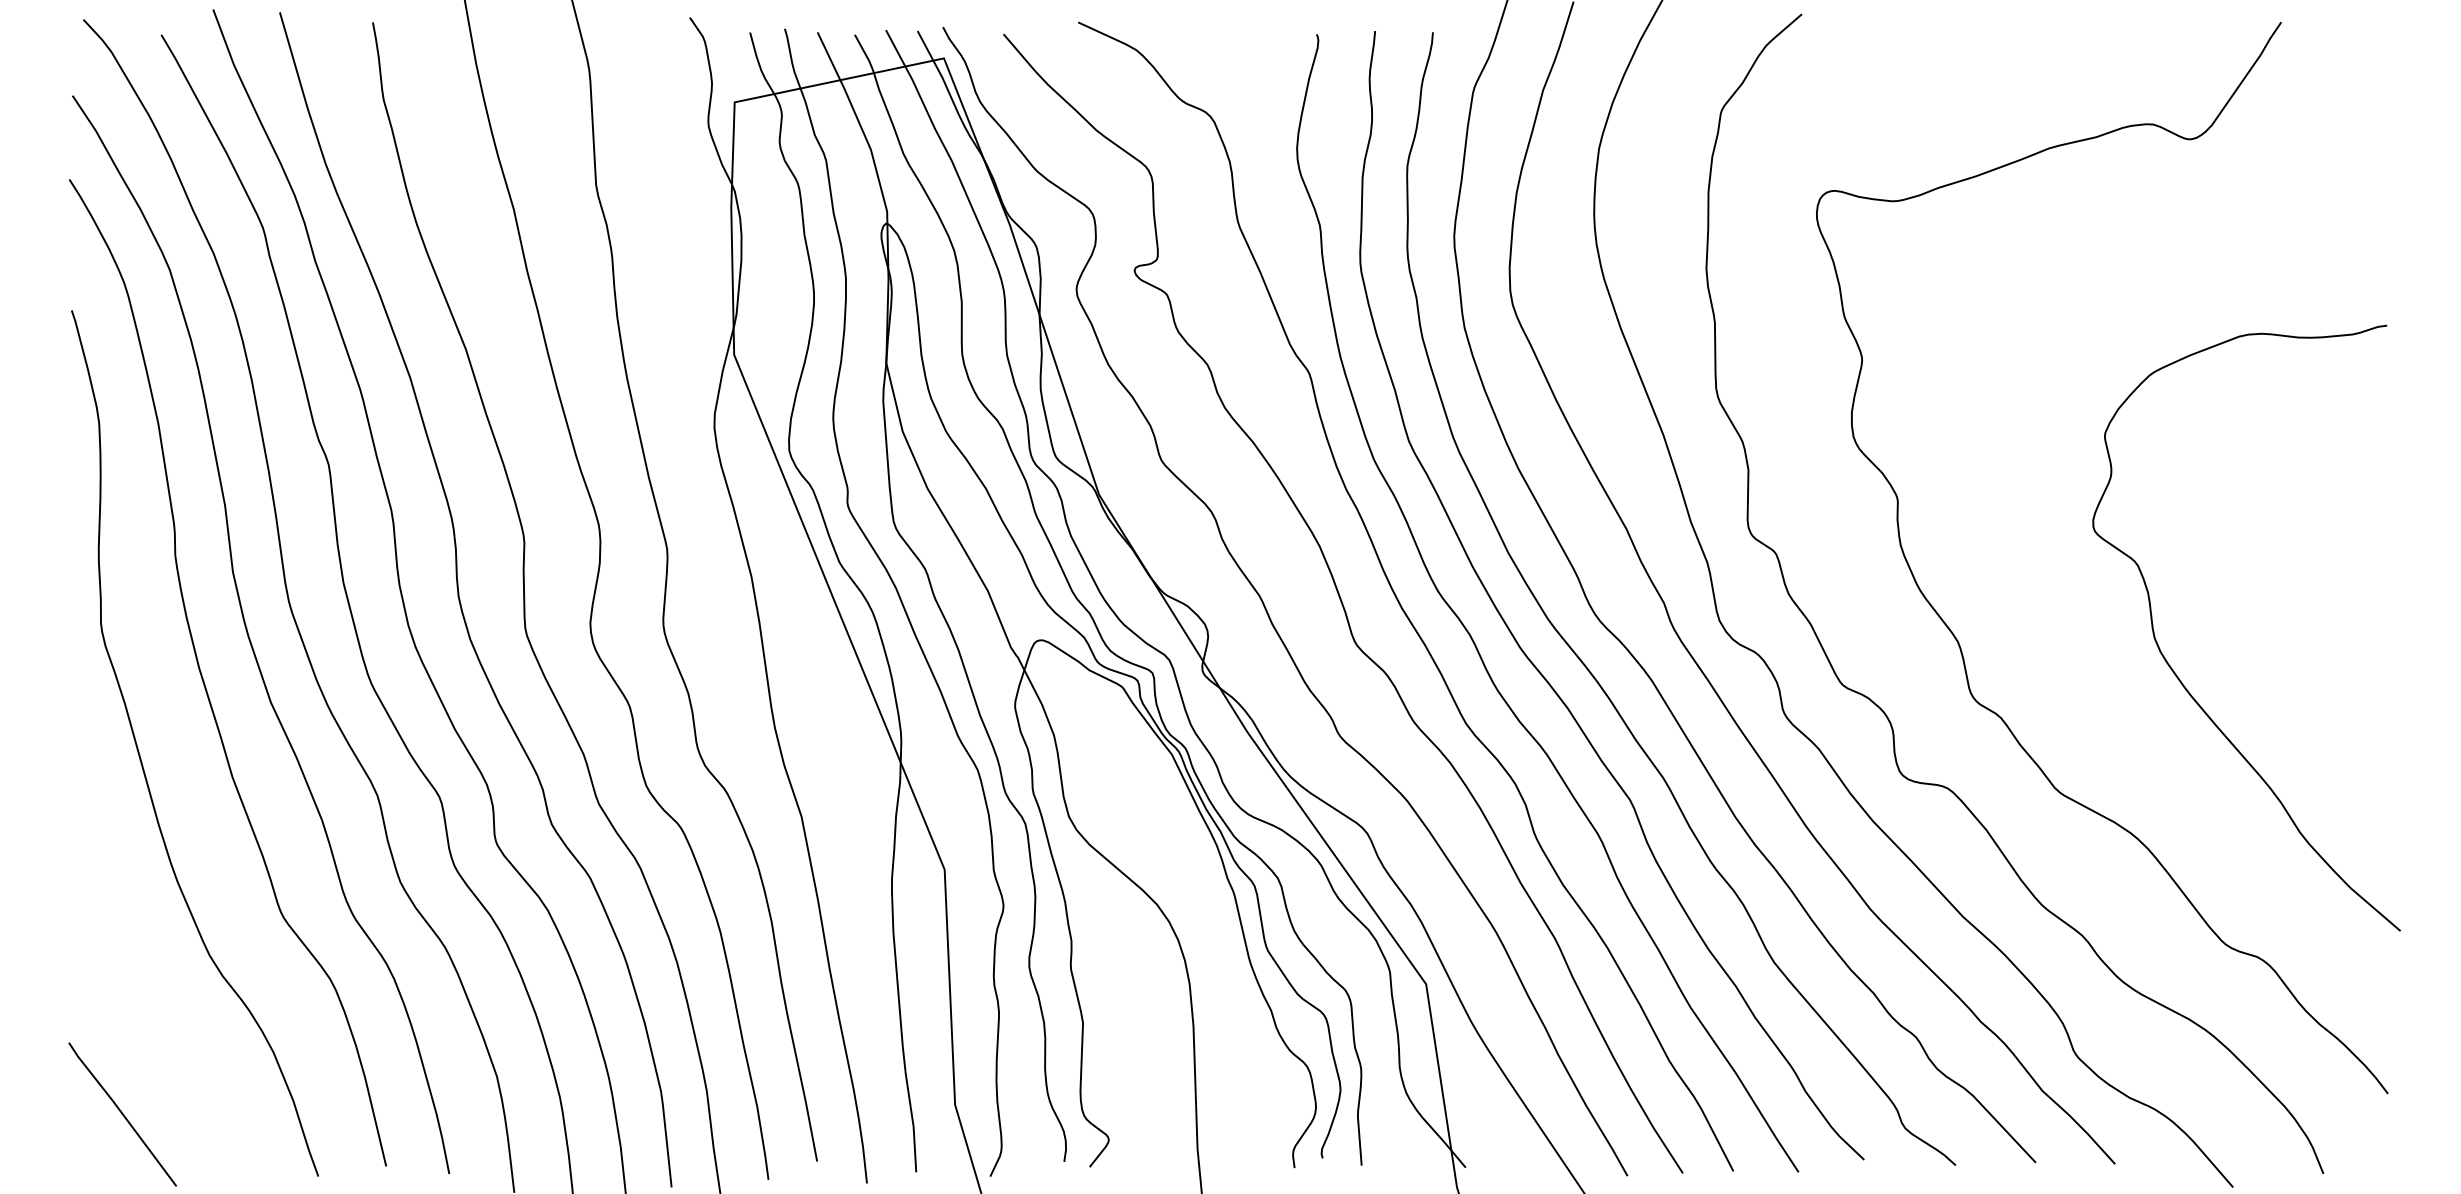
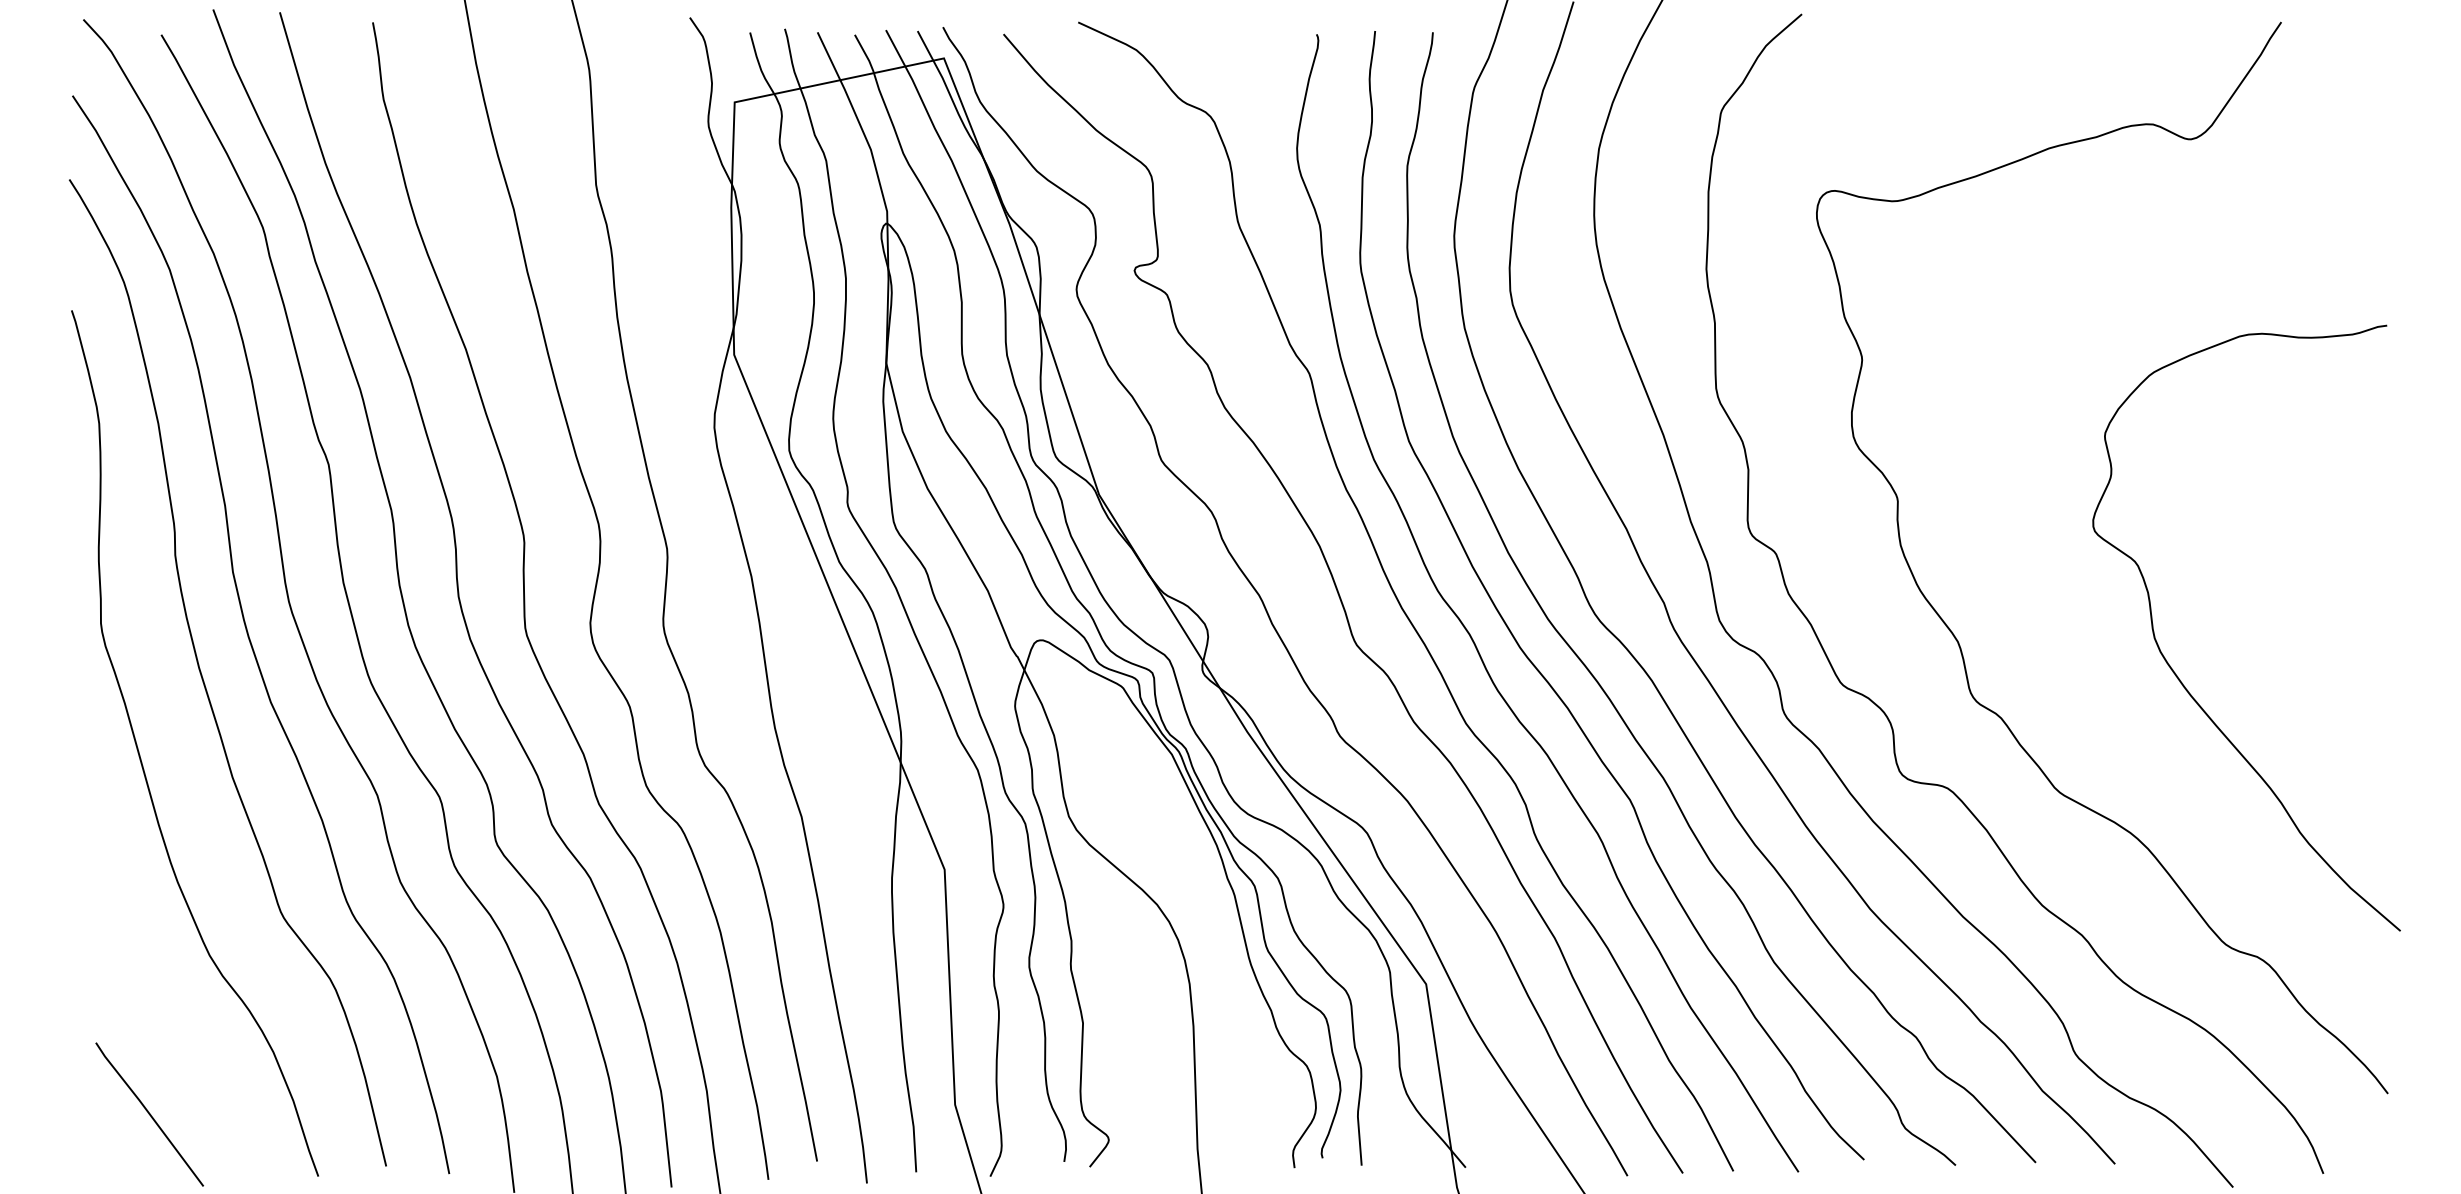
line position: (122, 1114) -> (149, 1114) (149, 1114)
